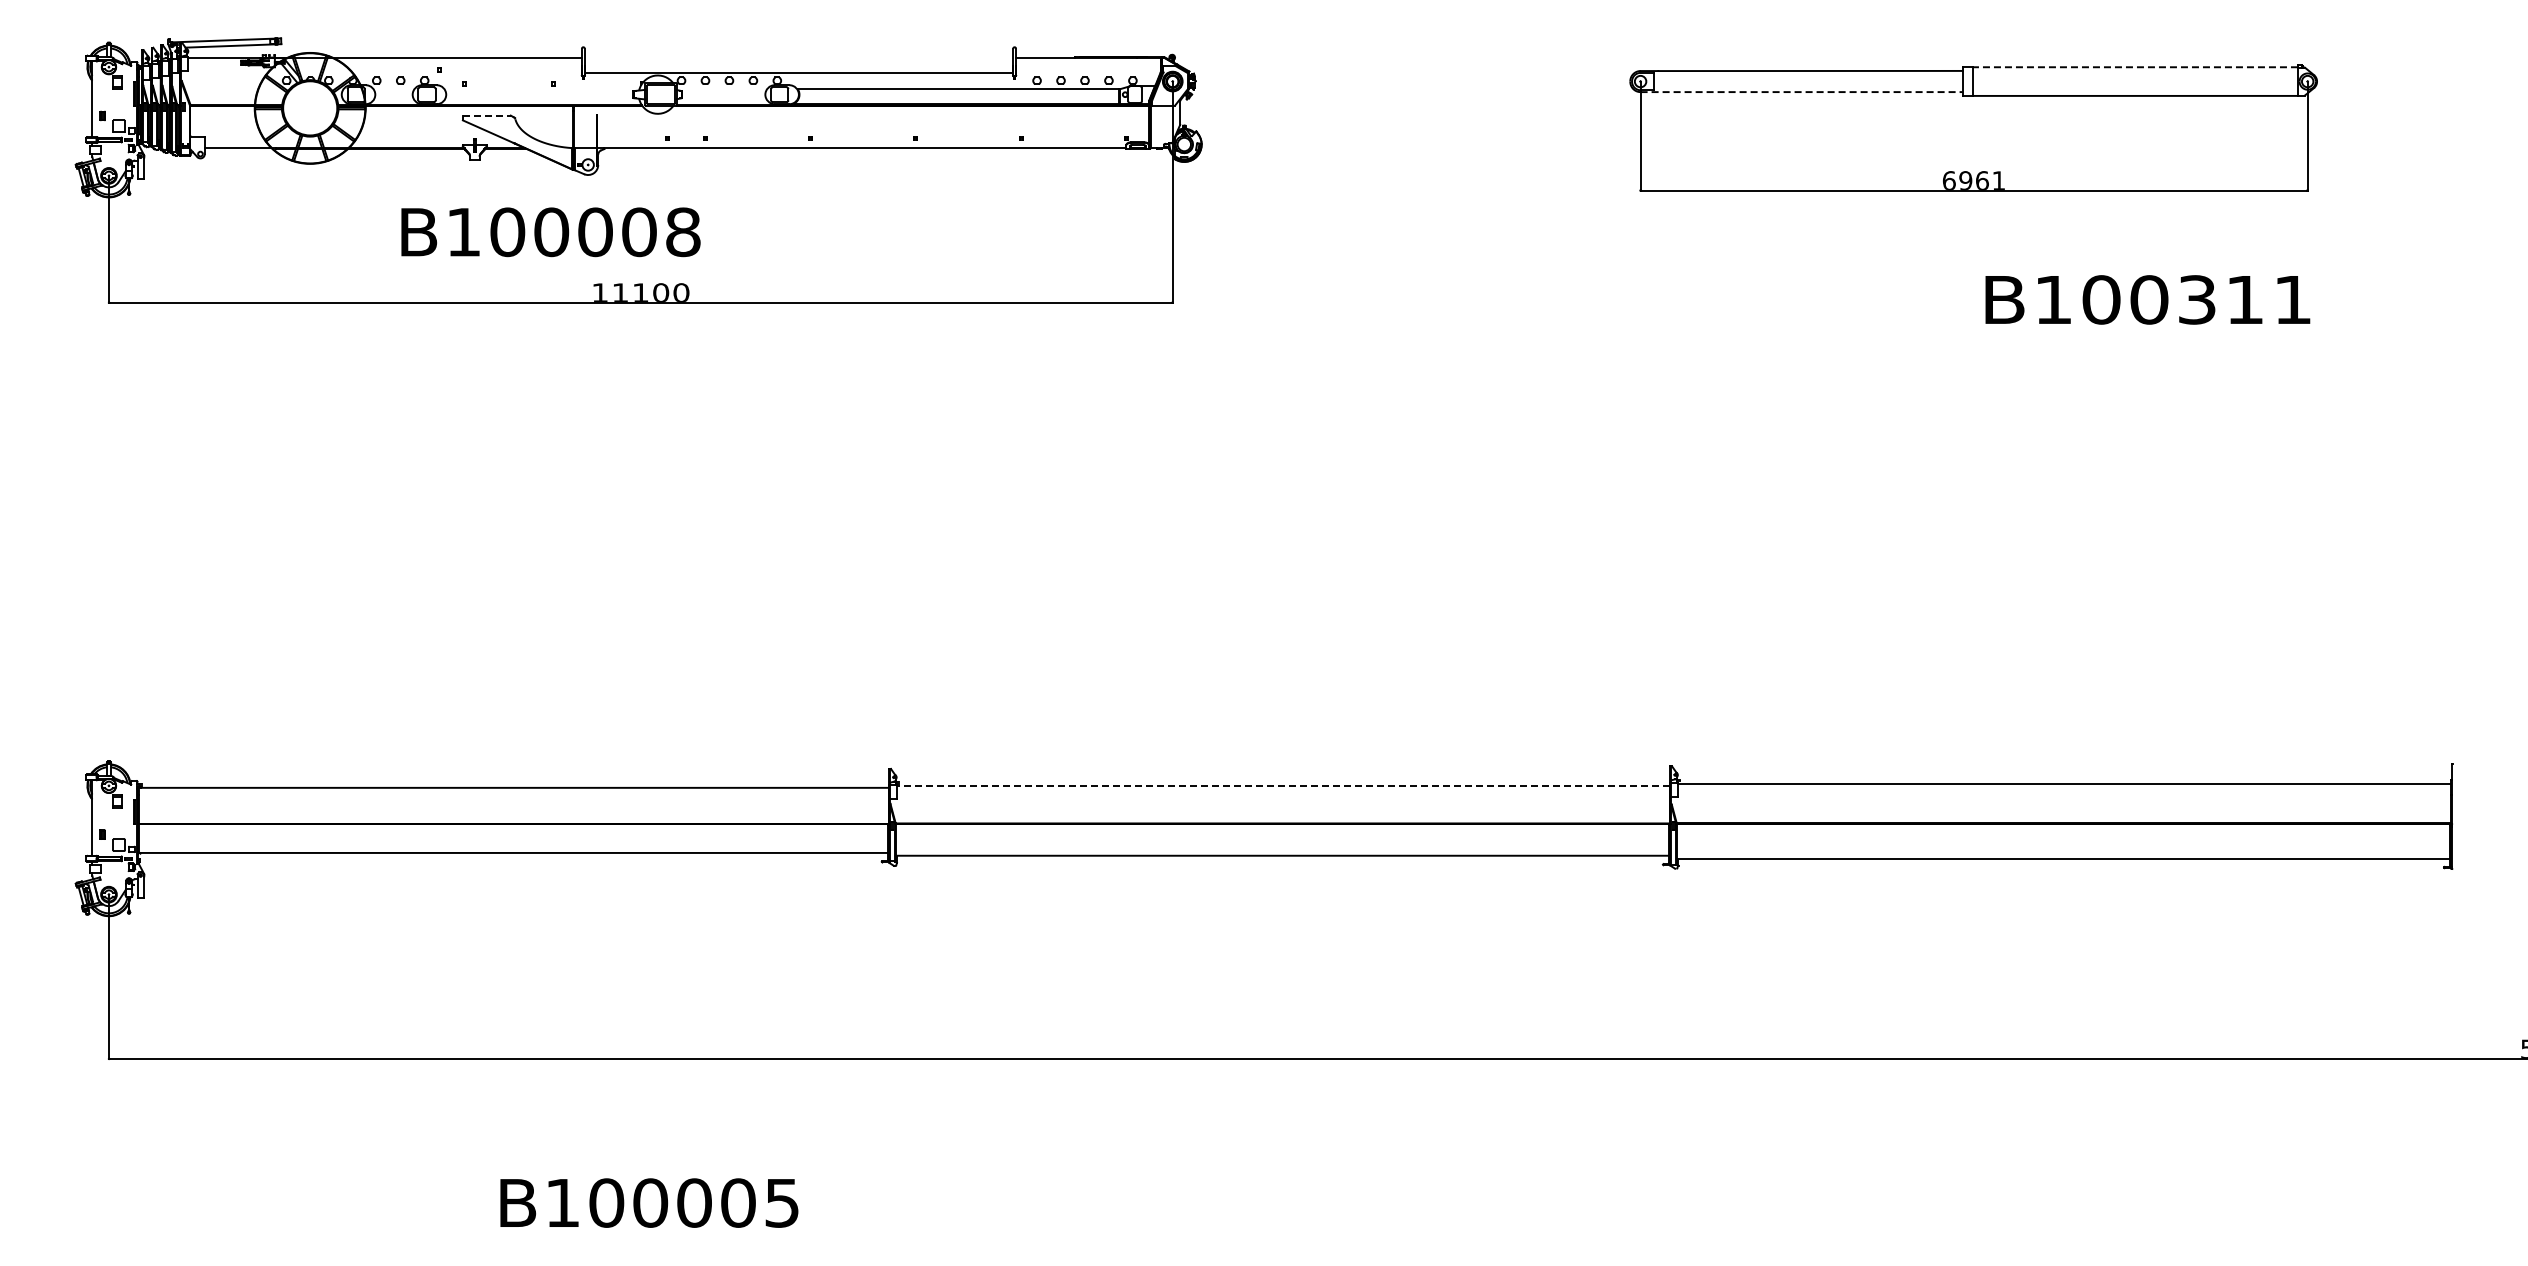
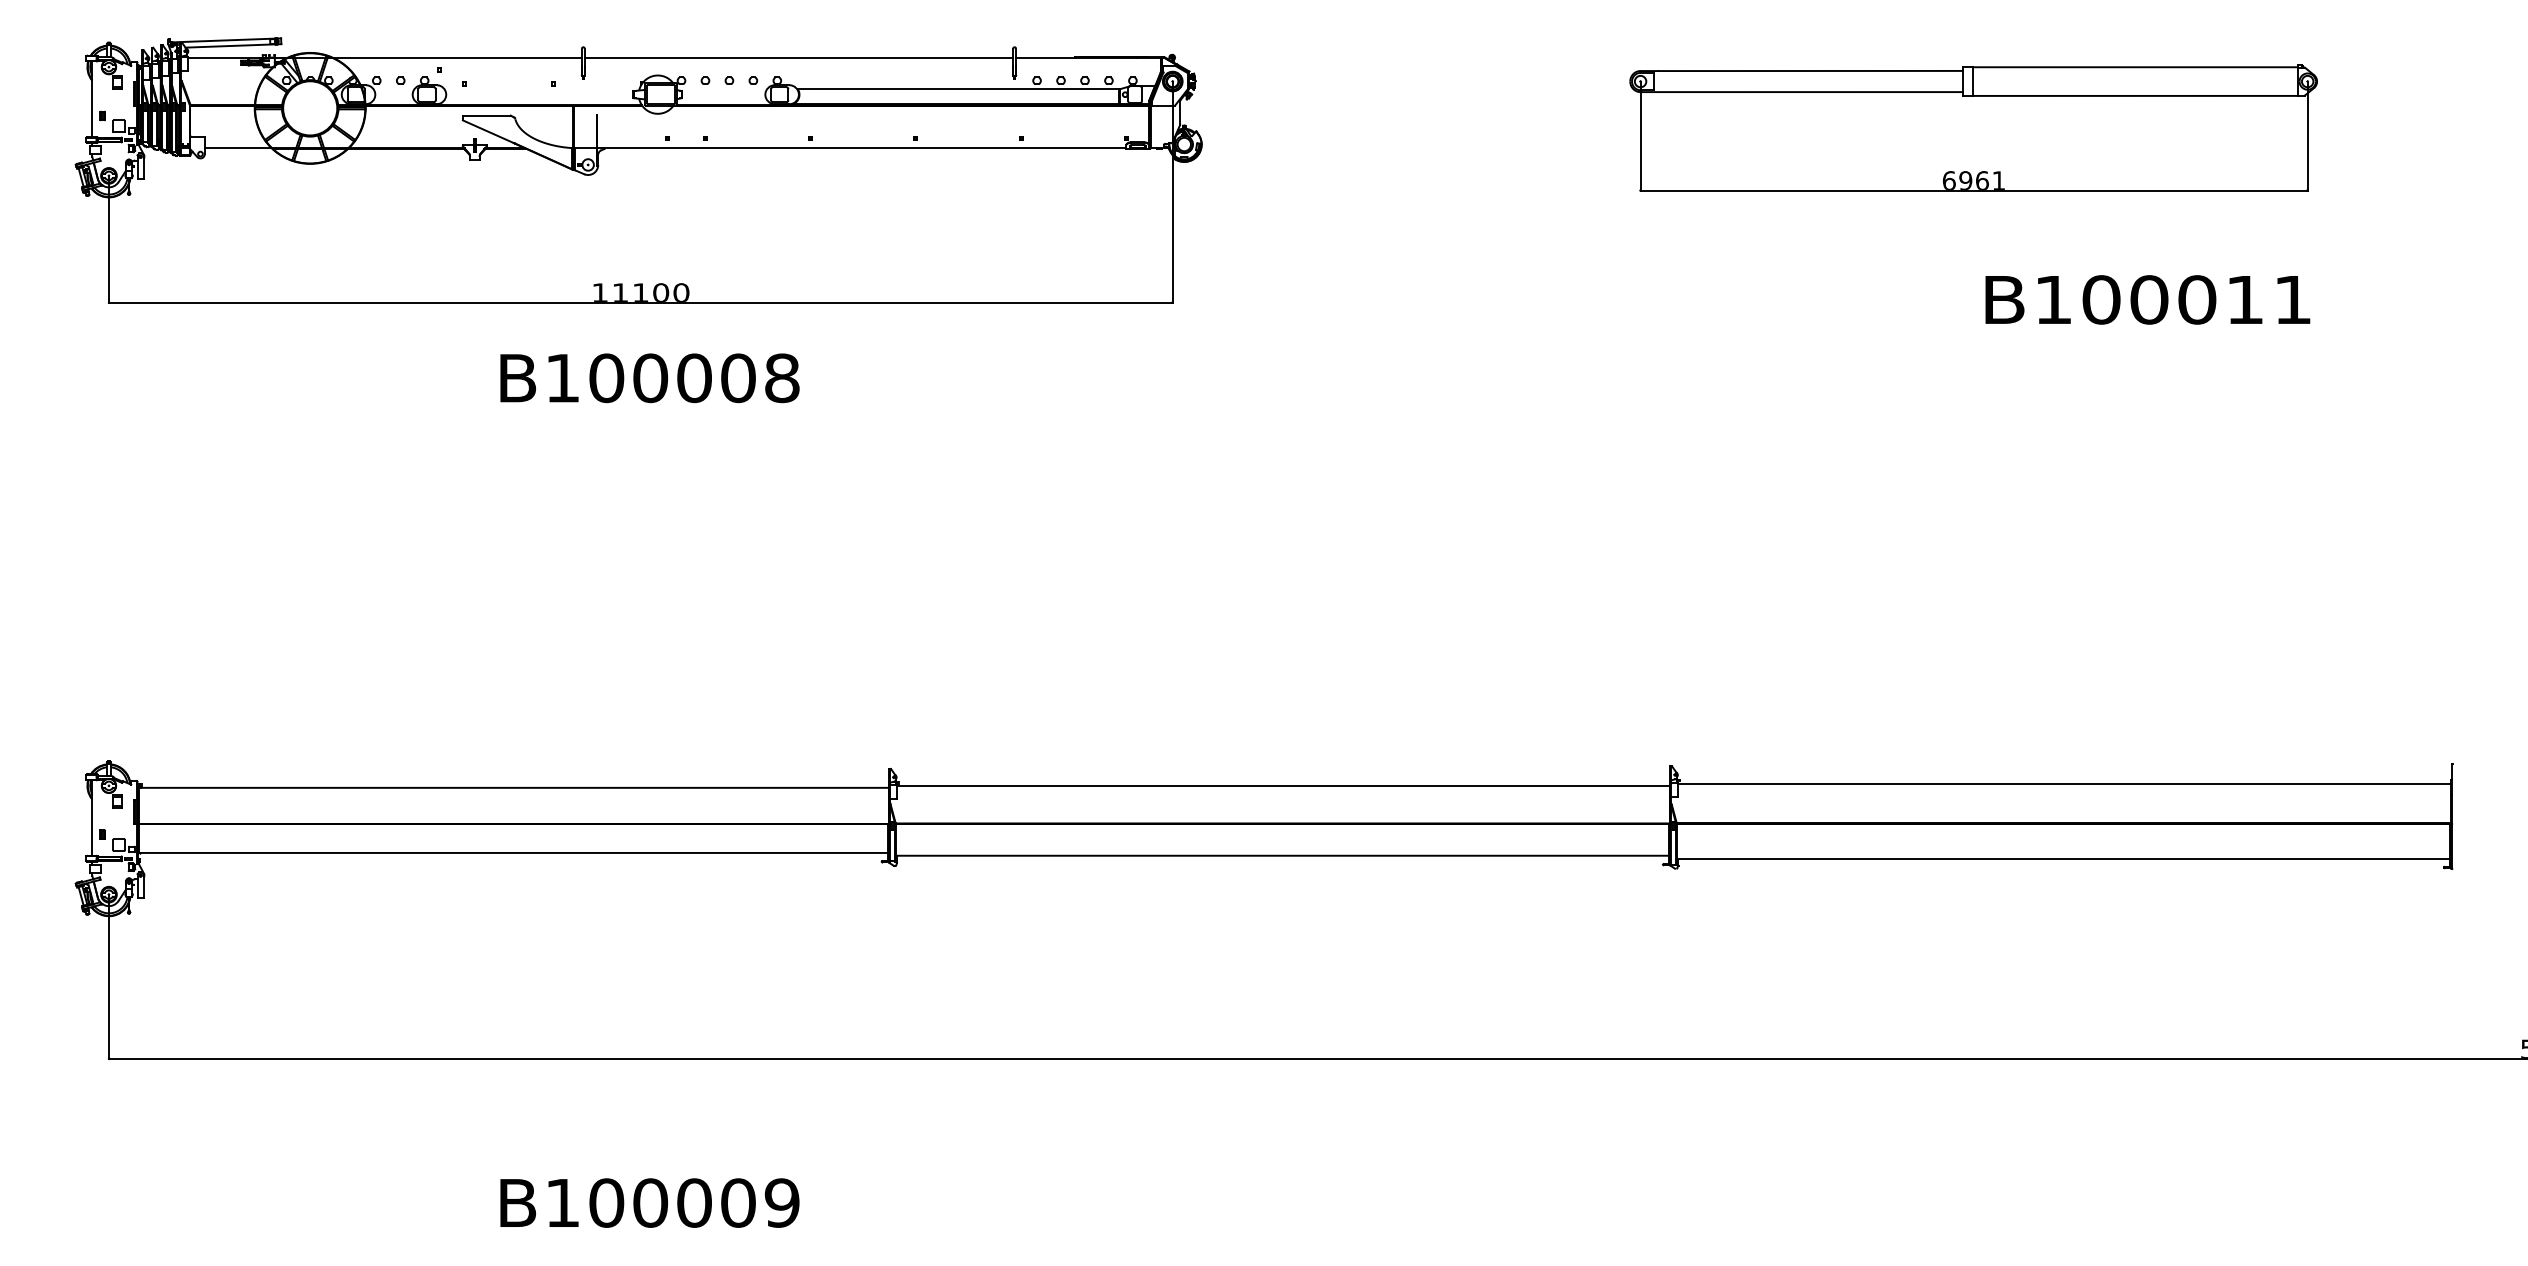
line: dashed -> solid (2135, 67)
line position: (798, 72) -> (798, 57) (798, 57)
line: dashed -> solid (1802, 92)
line: dashed -> solid (486, 115)
text position: (550, 232) -> (649, 378) (649, 378)
text: B100311 -> B100011 (2197, 299)
line: dashed -> solid (1283, 785)
text: B100005 -> B100009 (781, 1202)
